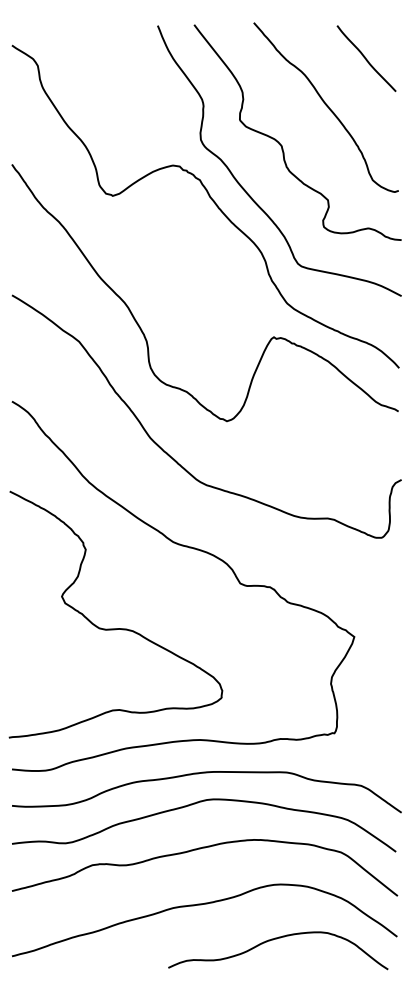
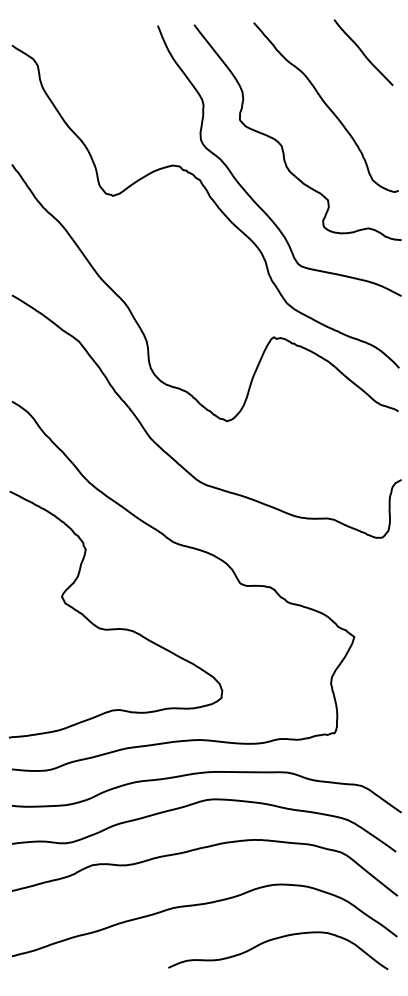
curve position: (366, 58) -> (363, 52) (363, 52)
